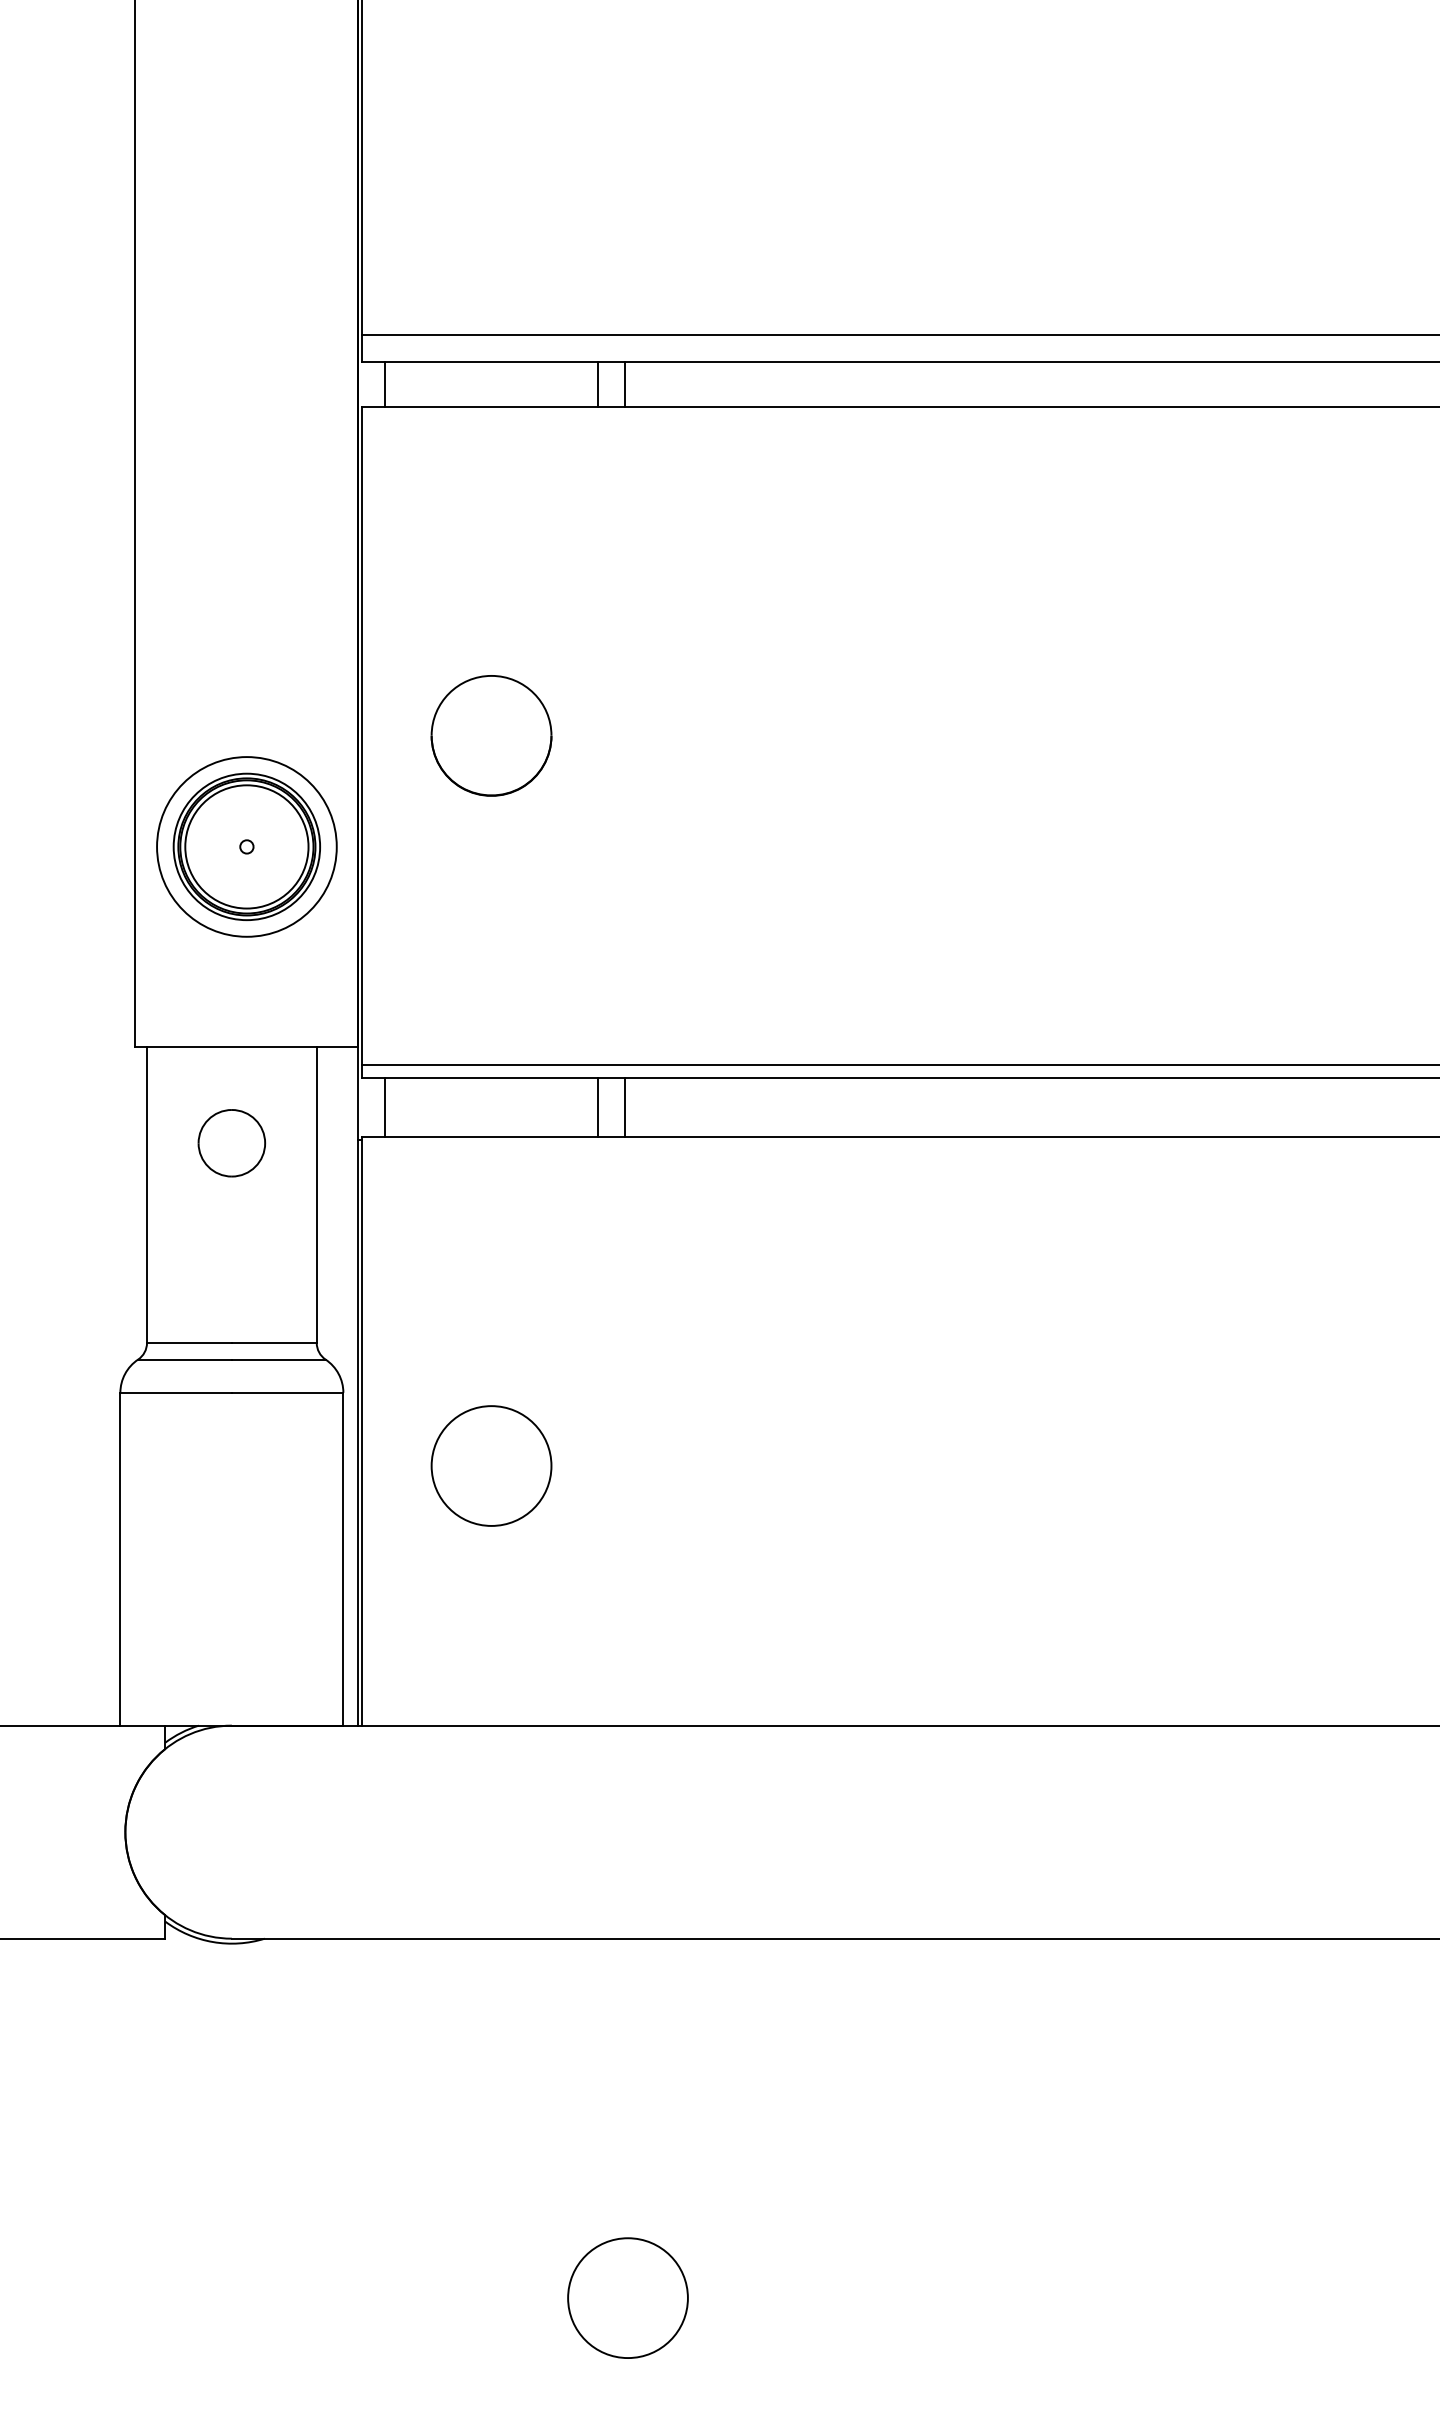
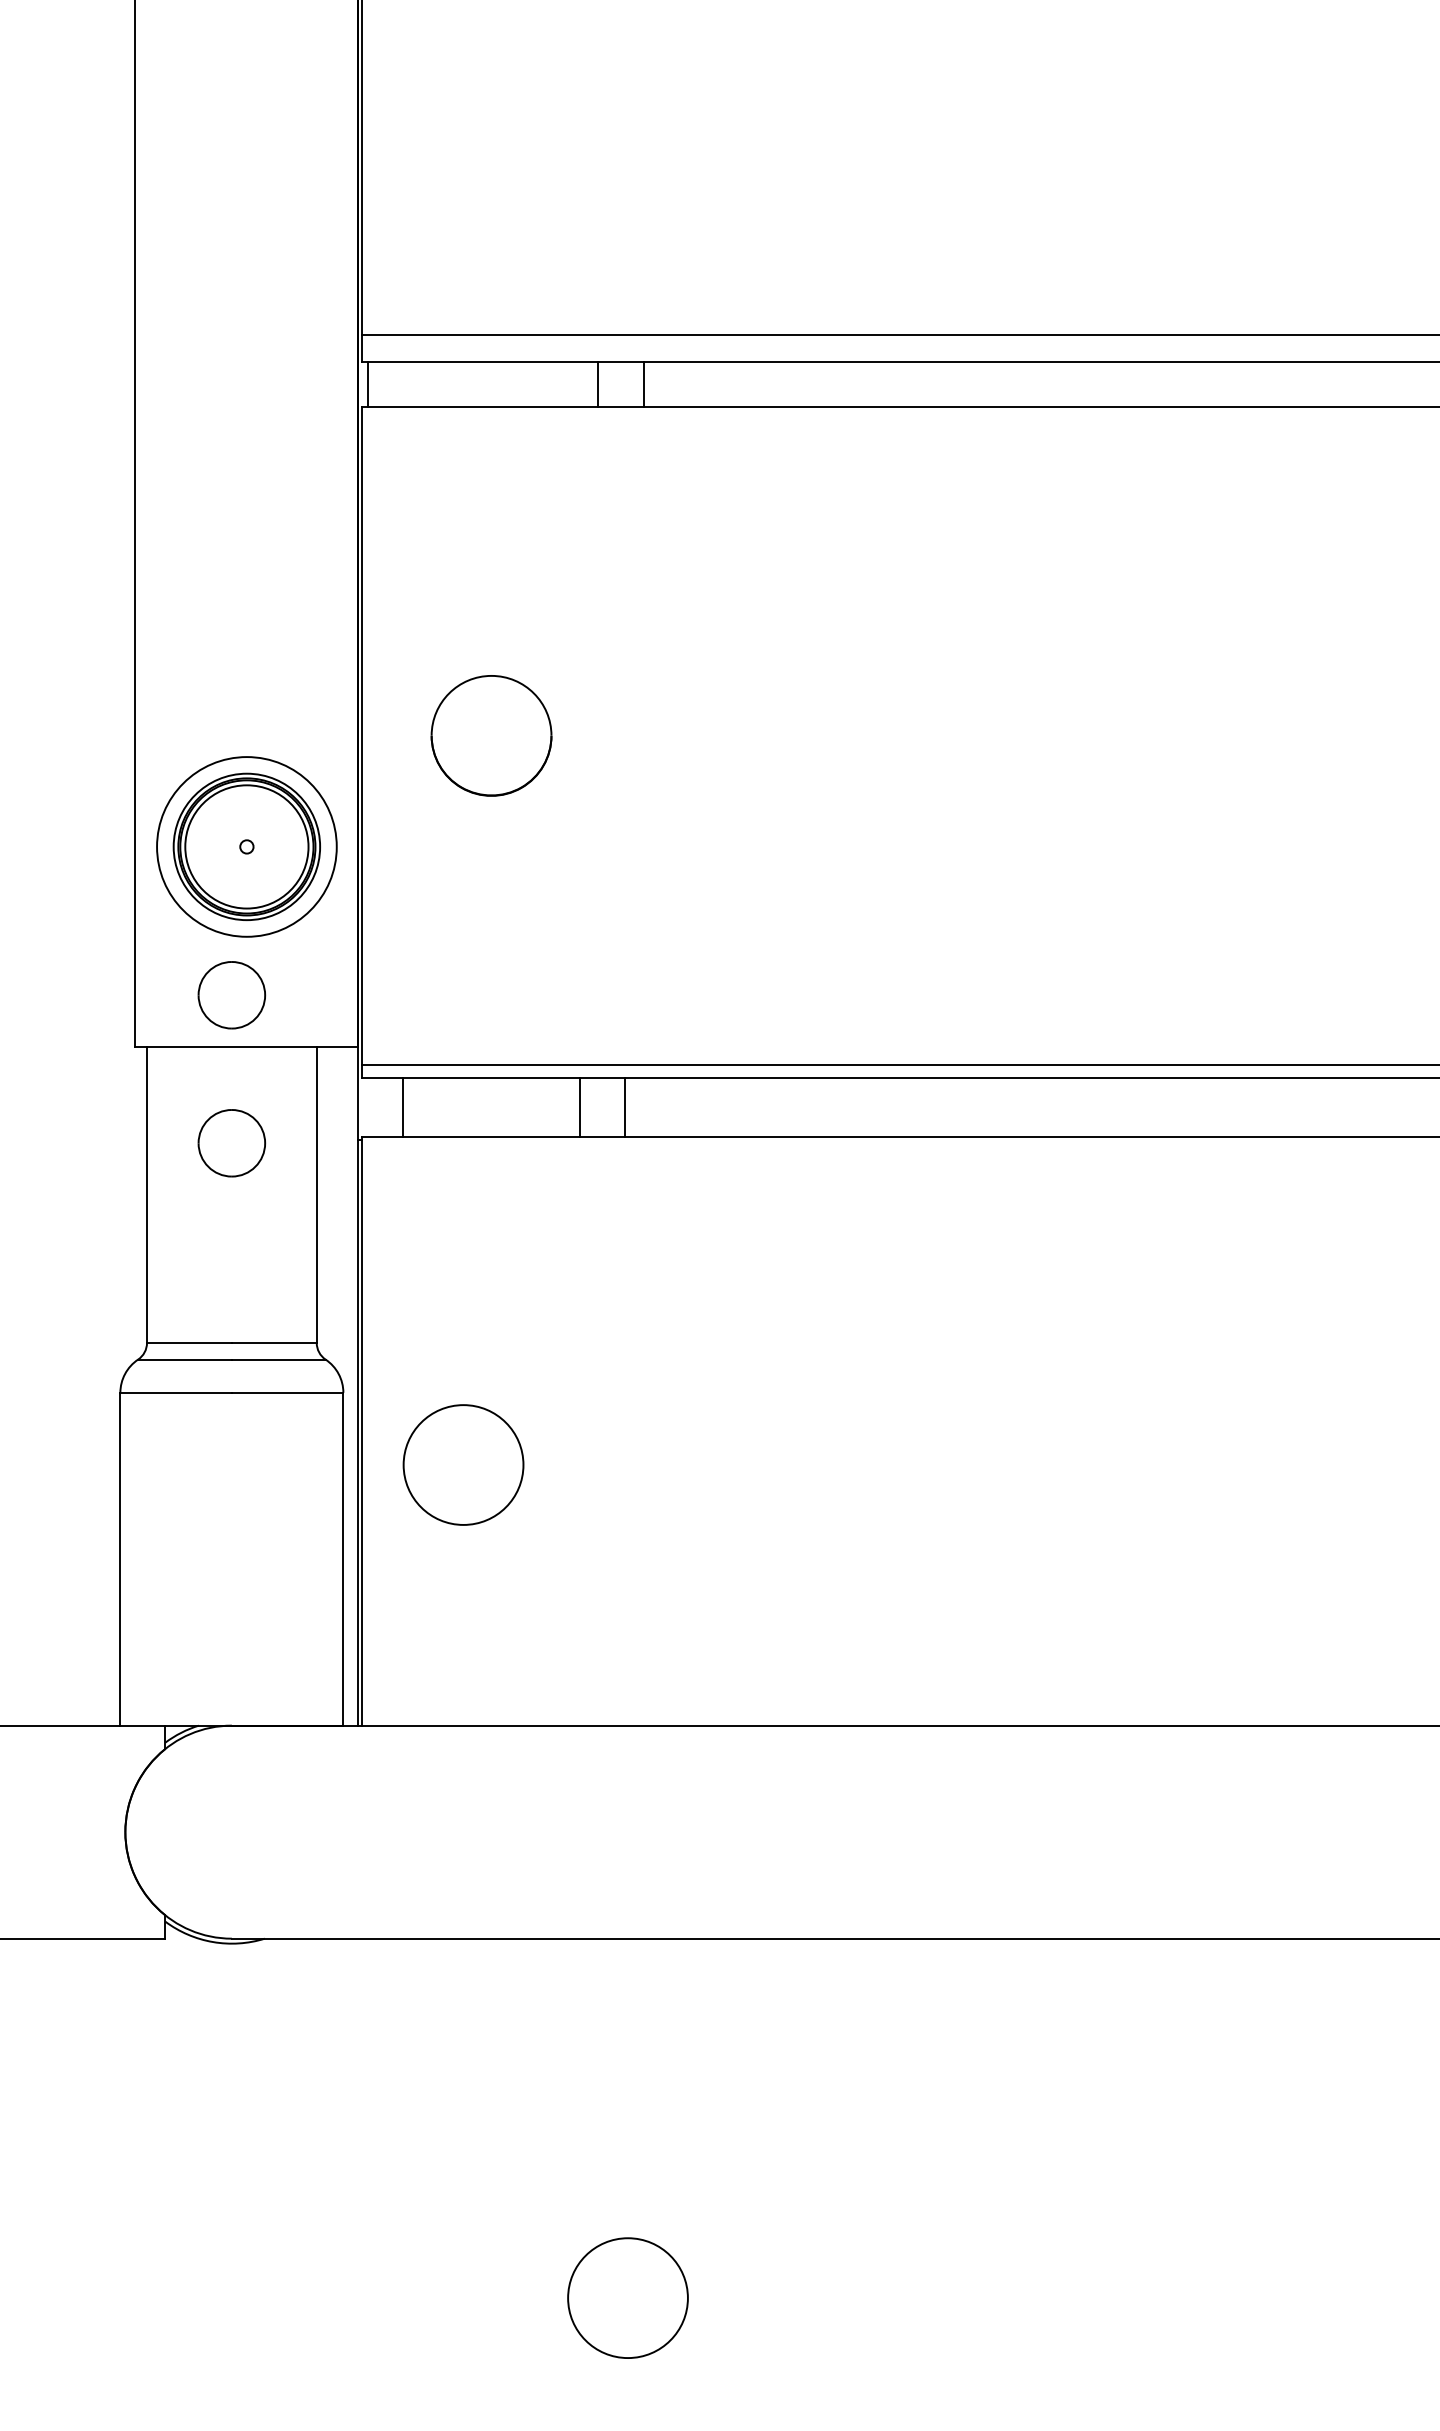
line position: (385, 384) -> (368, 384) (368, 384)
line position: (624, 384) -> (643, 384) (643, 384)
part: none -> present (231, 995)
line position: (385, 1107) -> (403, 1107) (403, 1107)
line position: (598, 1107) -> (580, 1107) (580, 1107)
circle position: (491, 1465) -> (463, 1464) (463, 1464)
